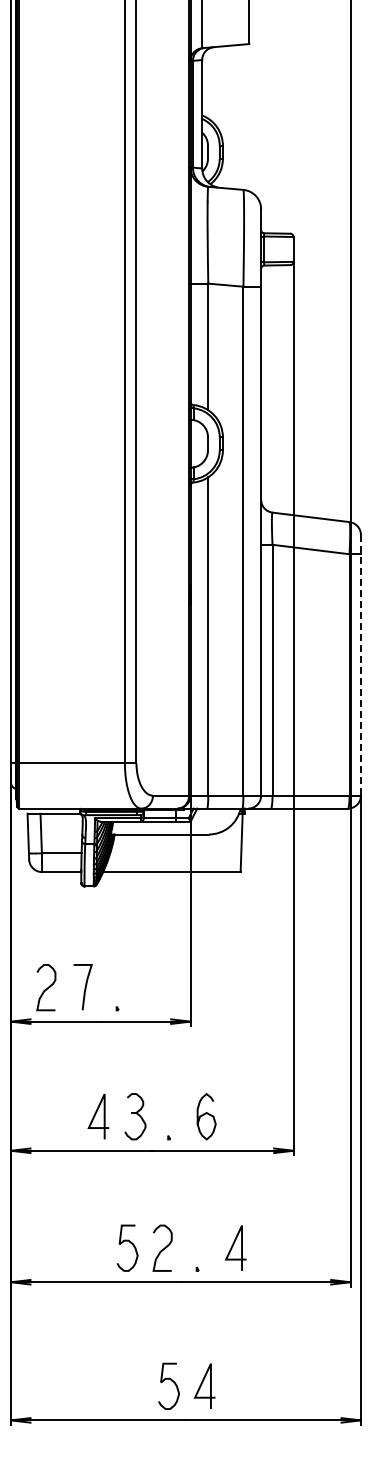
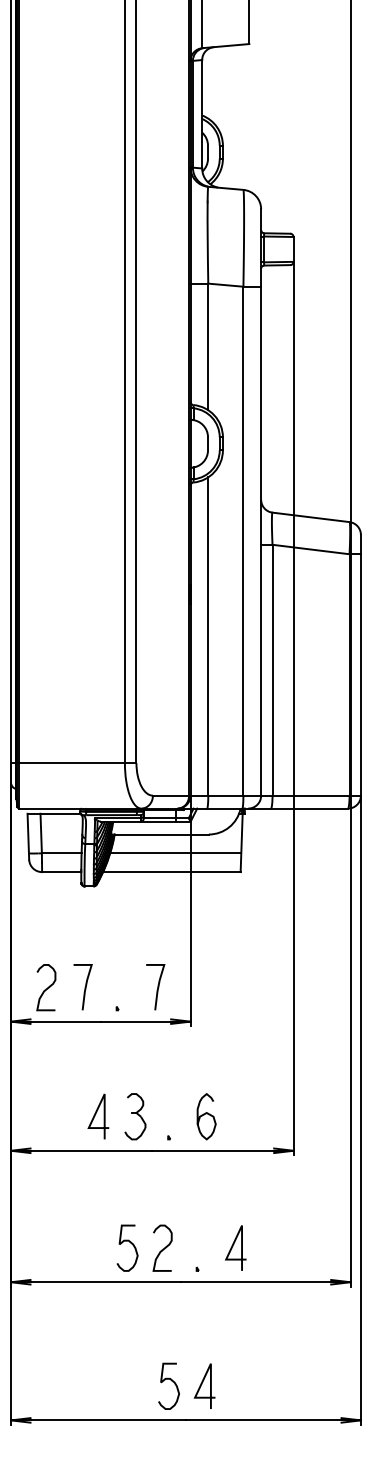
line: dashed -> solid (360, 665)
line: none -> present (175, 853)
part: none -> present (155, 987)
